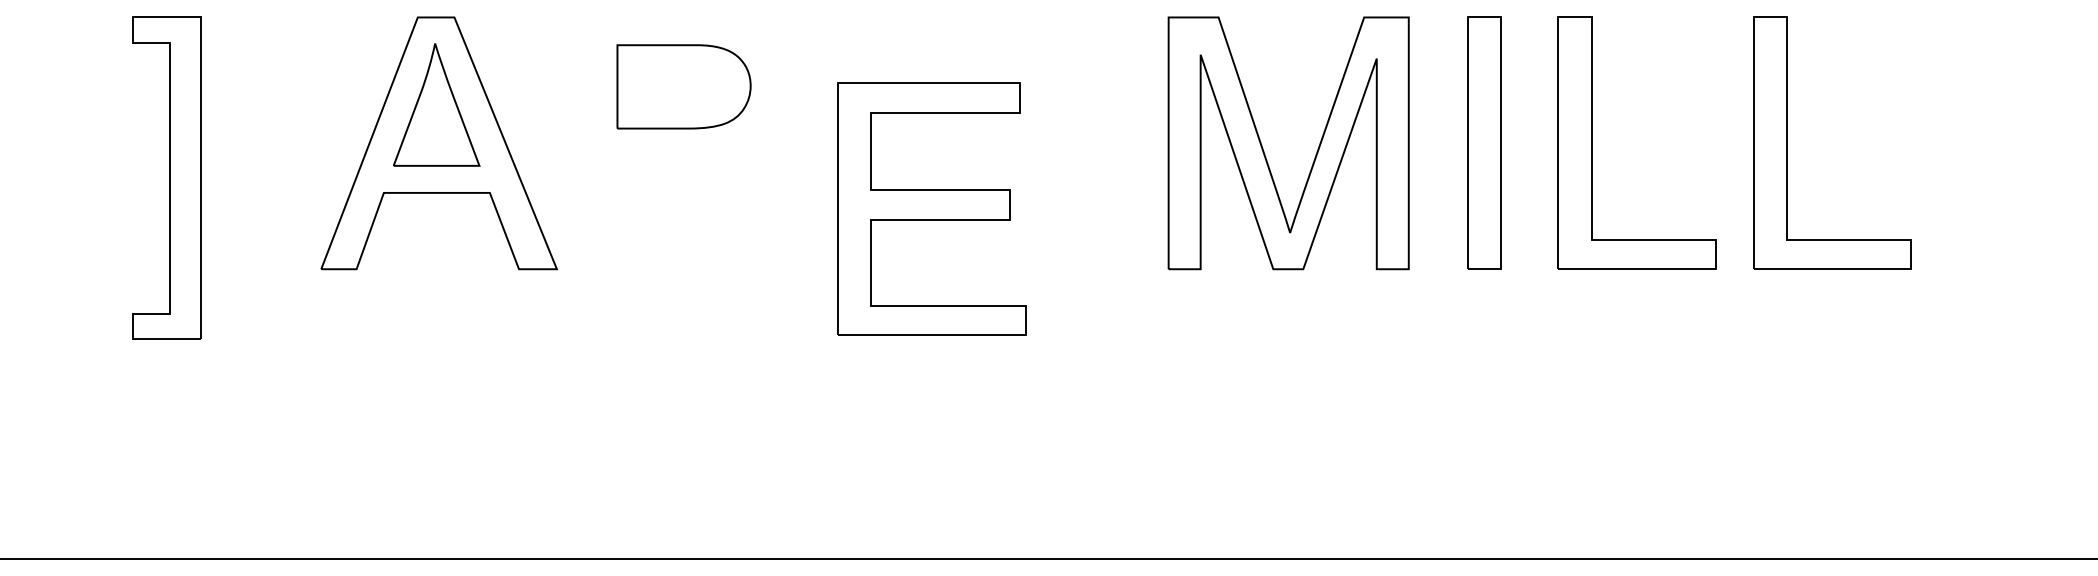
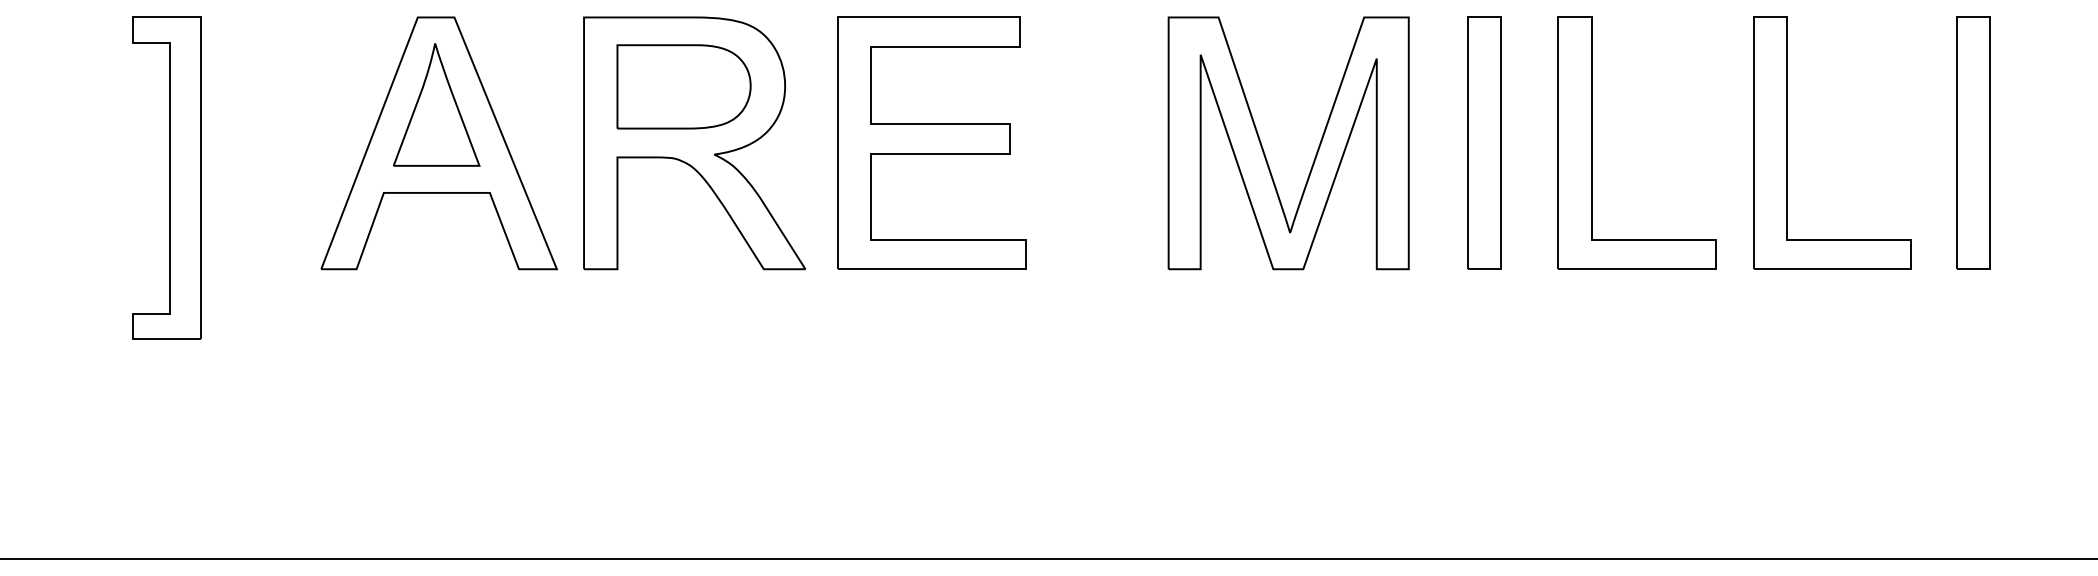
part: none -> present (1973, 142)
part: none -> present (694, 143)
part position: (931, 208) -> (931, 142) (931, 142)
